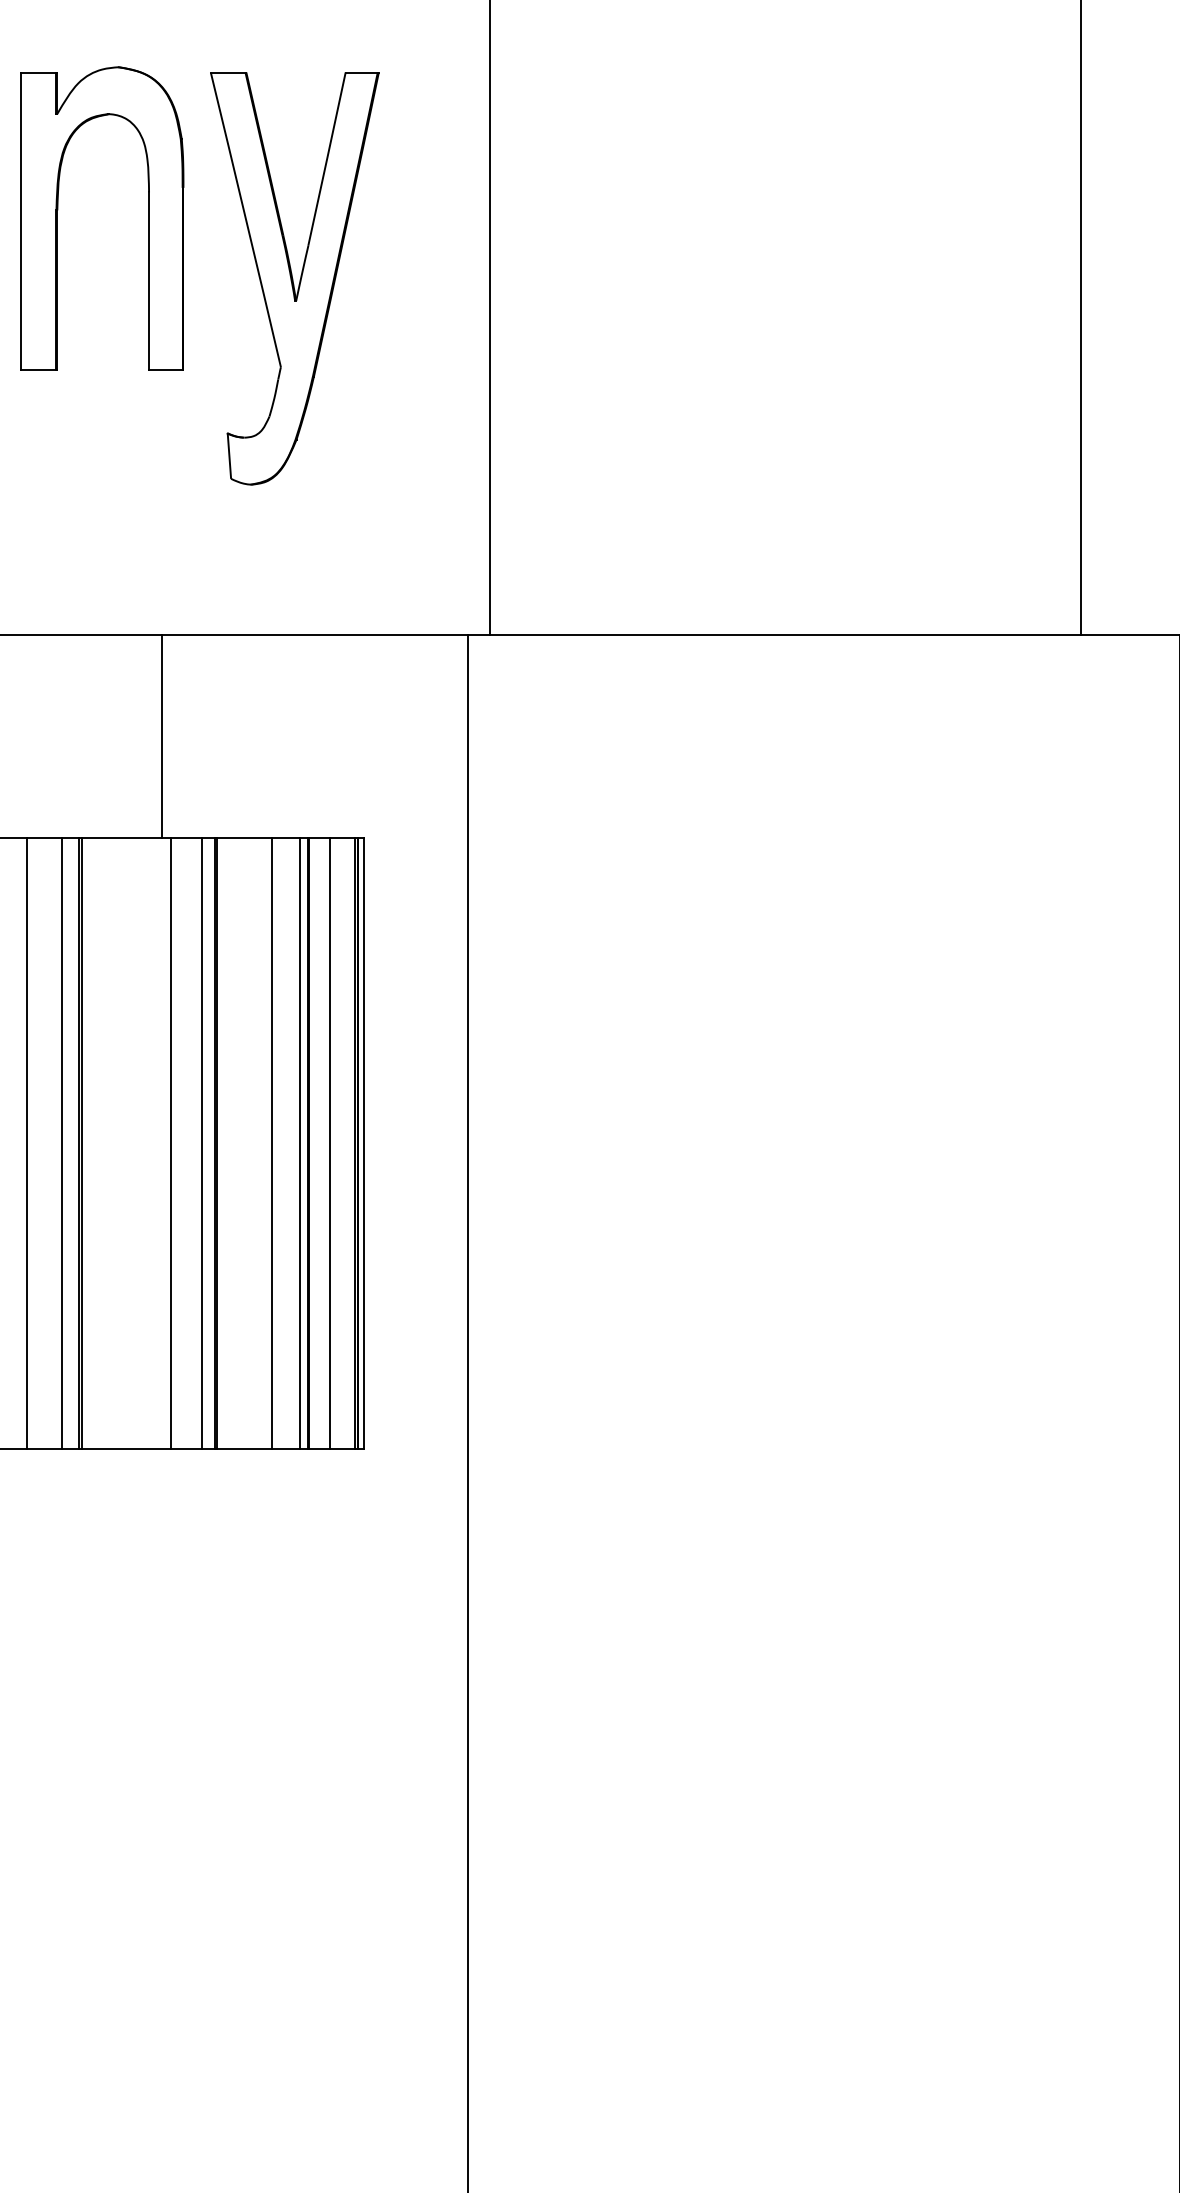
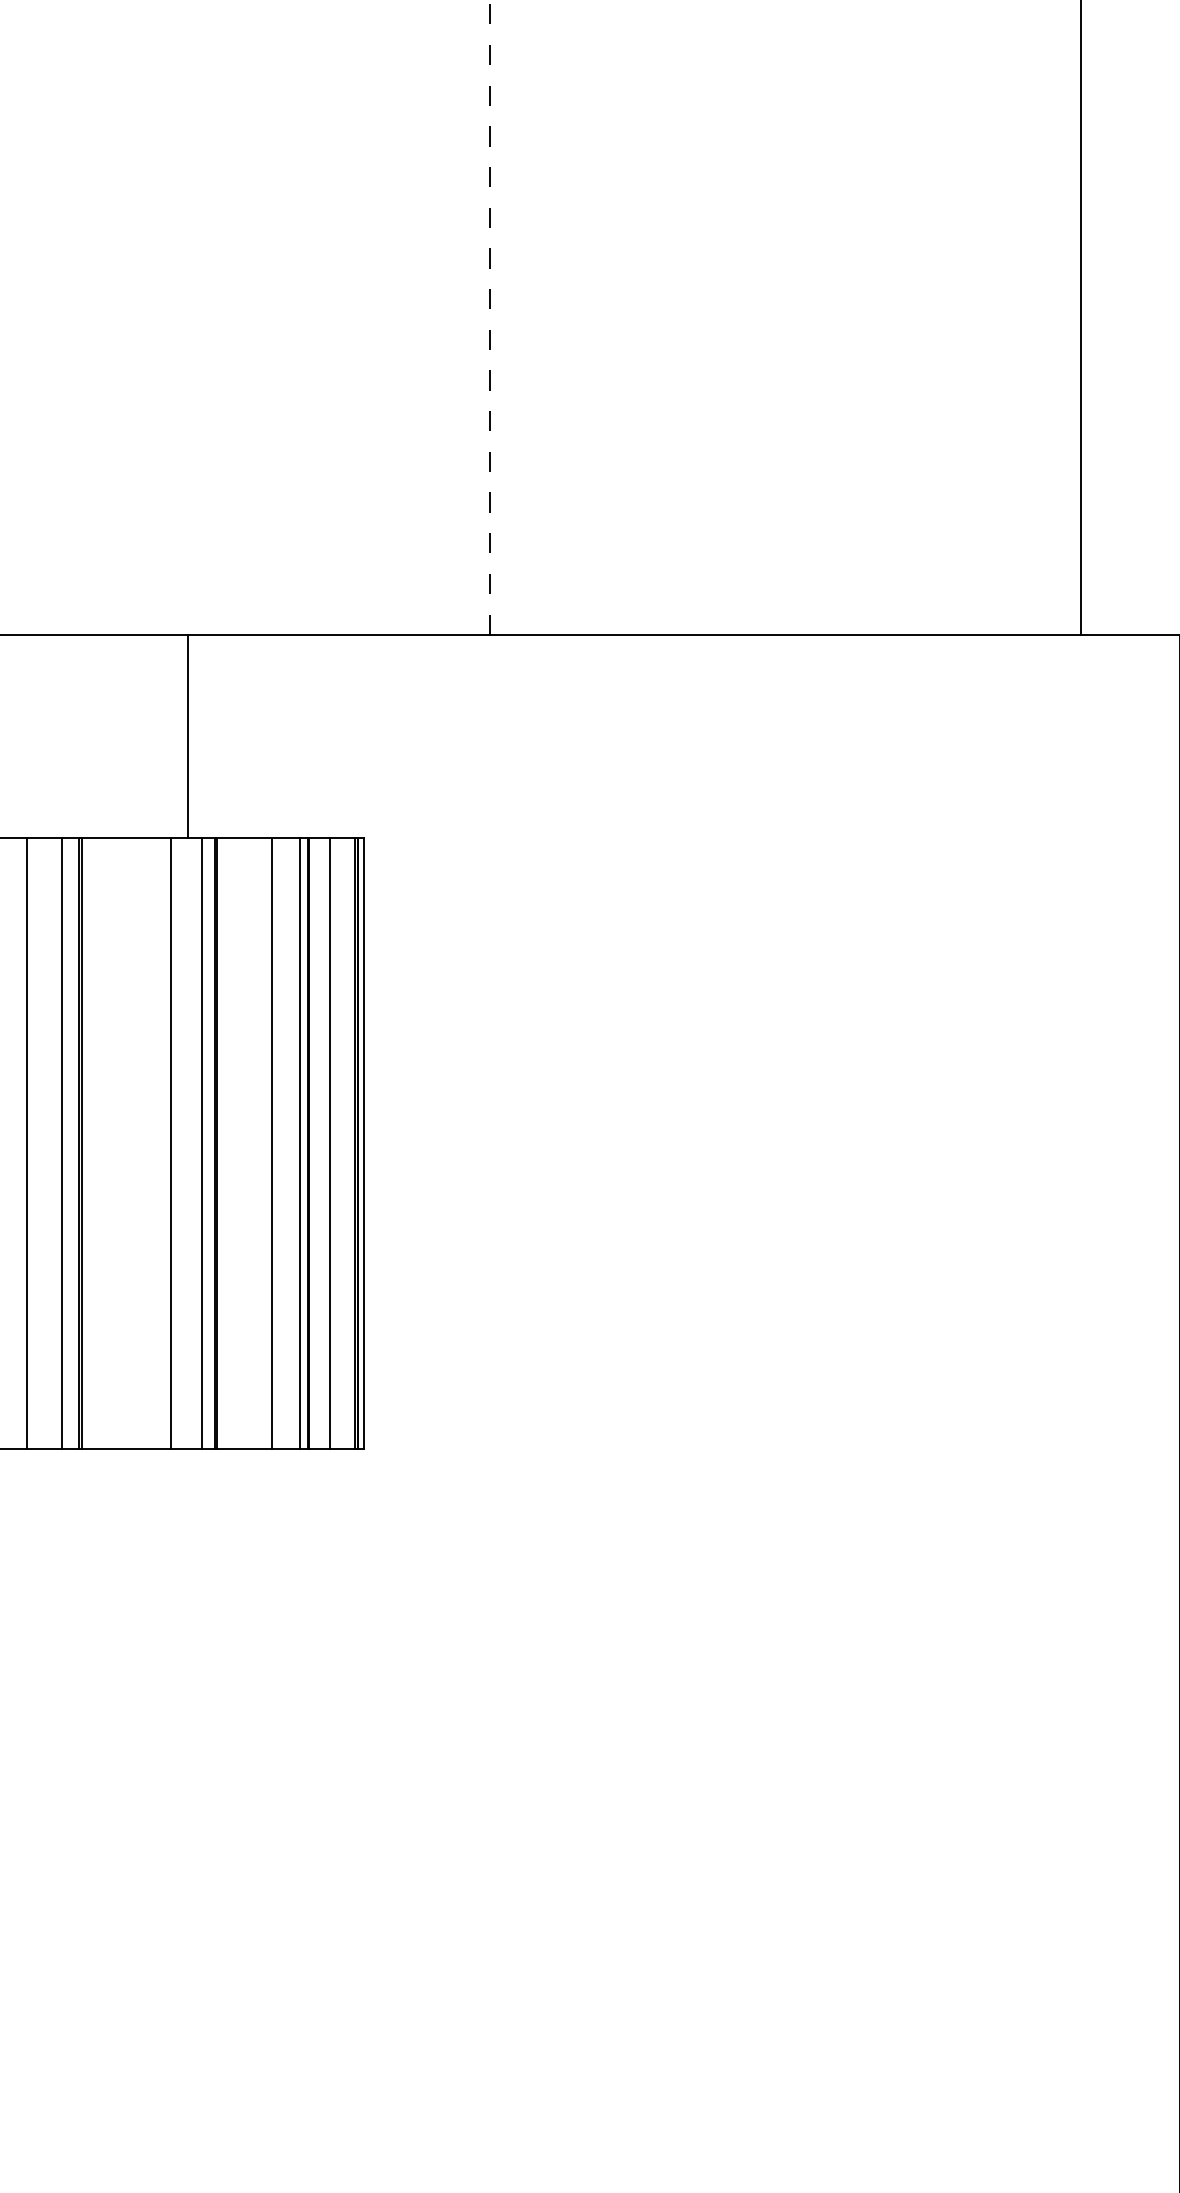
part: present -> none (58, 210)
part: present -> none (294, 278)
line: solid -> dashed (490, 317)
line position: (162, 736) -> (188, 736) (188, 736)
line: present -> none (467, 1411)
